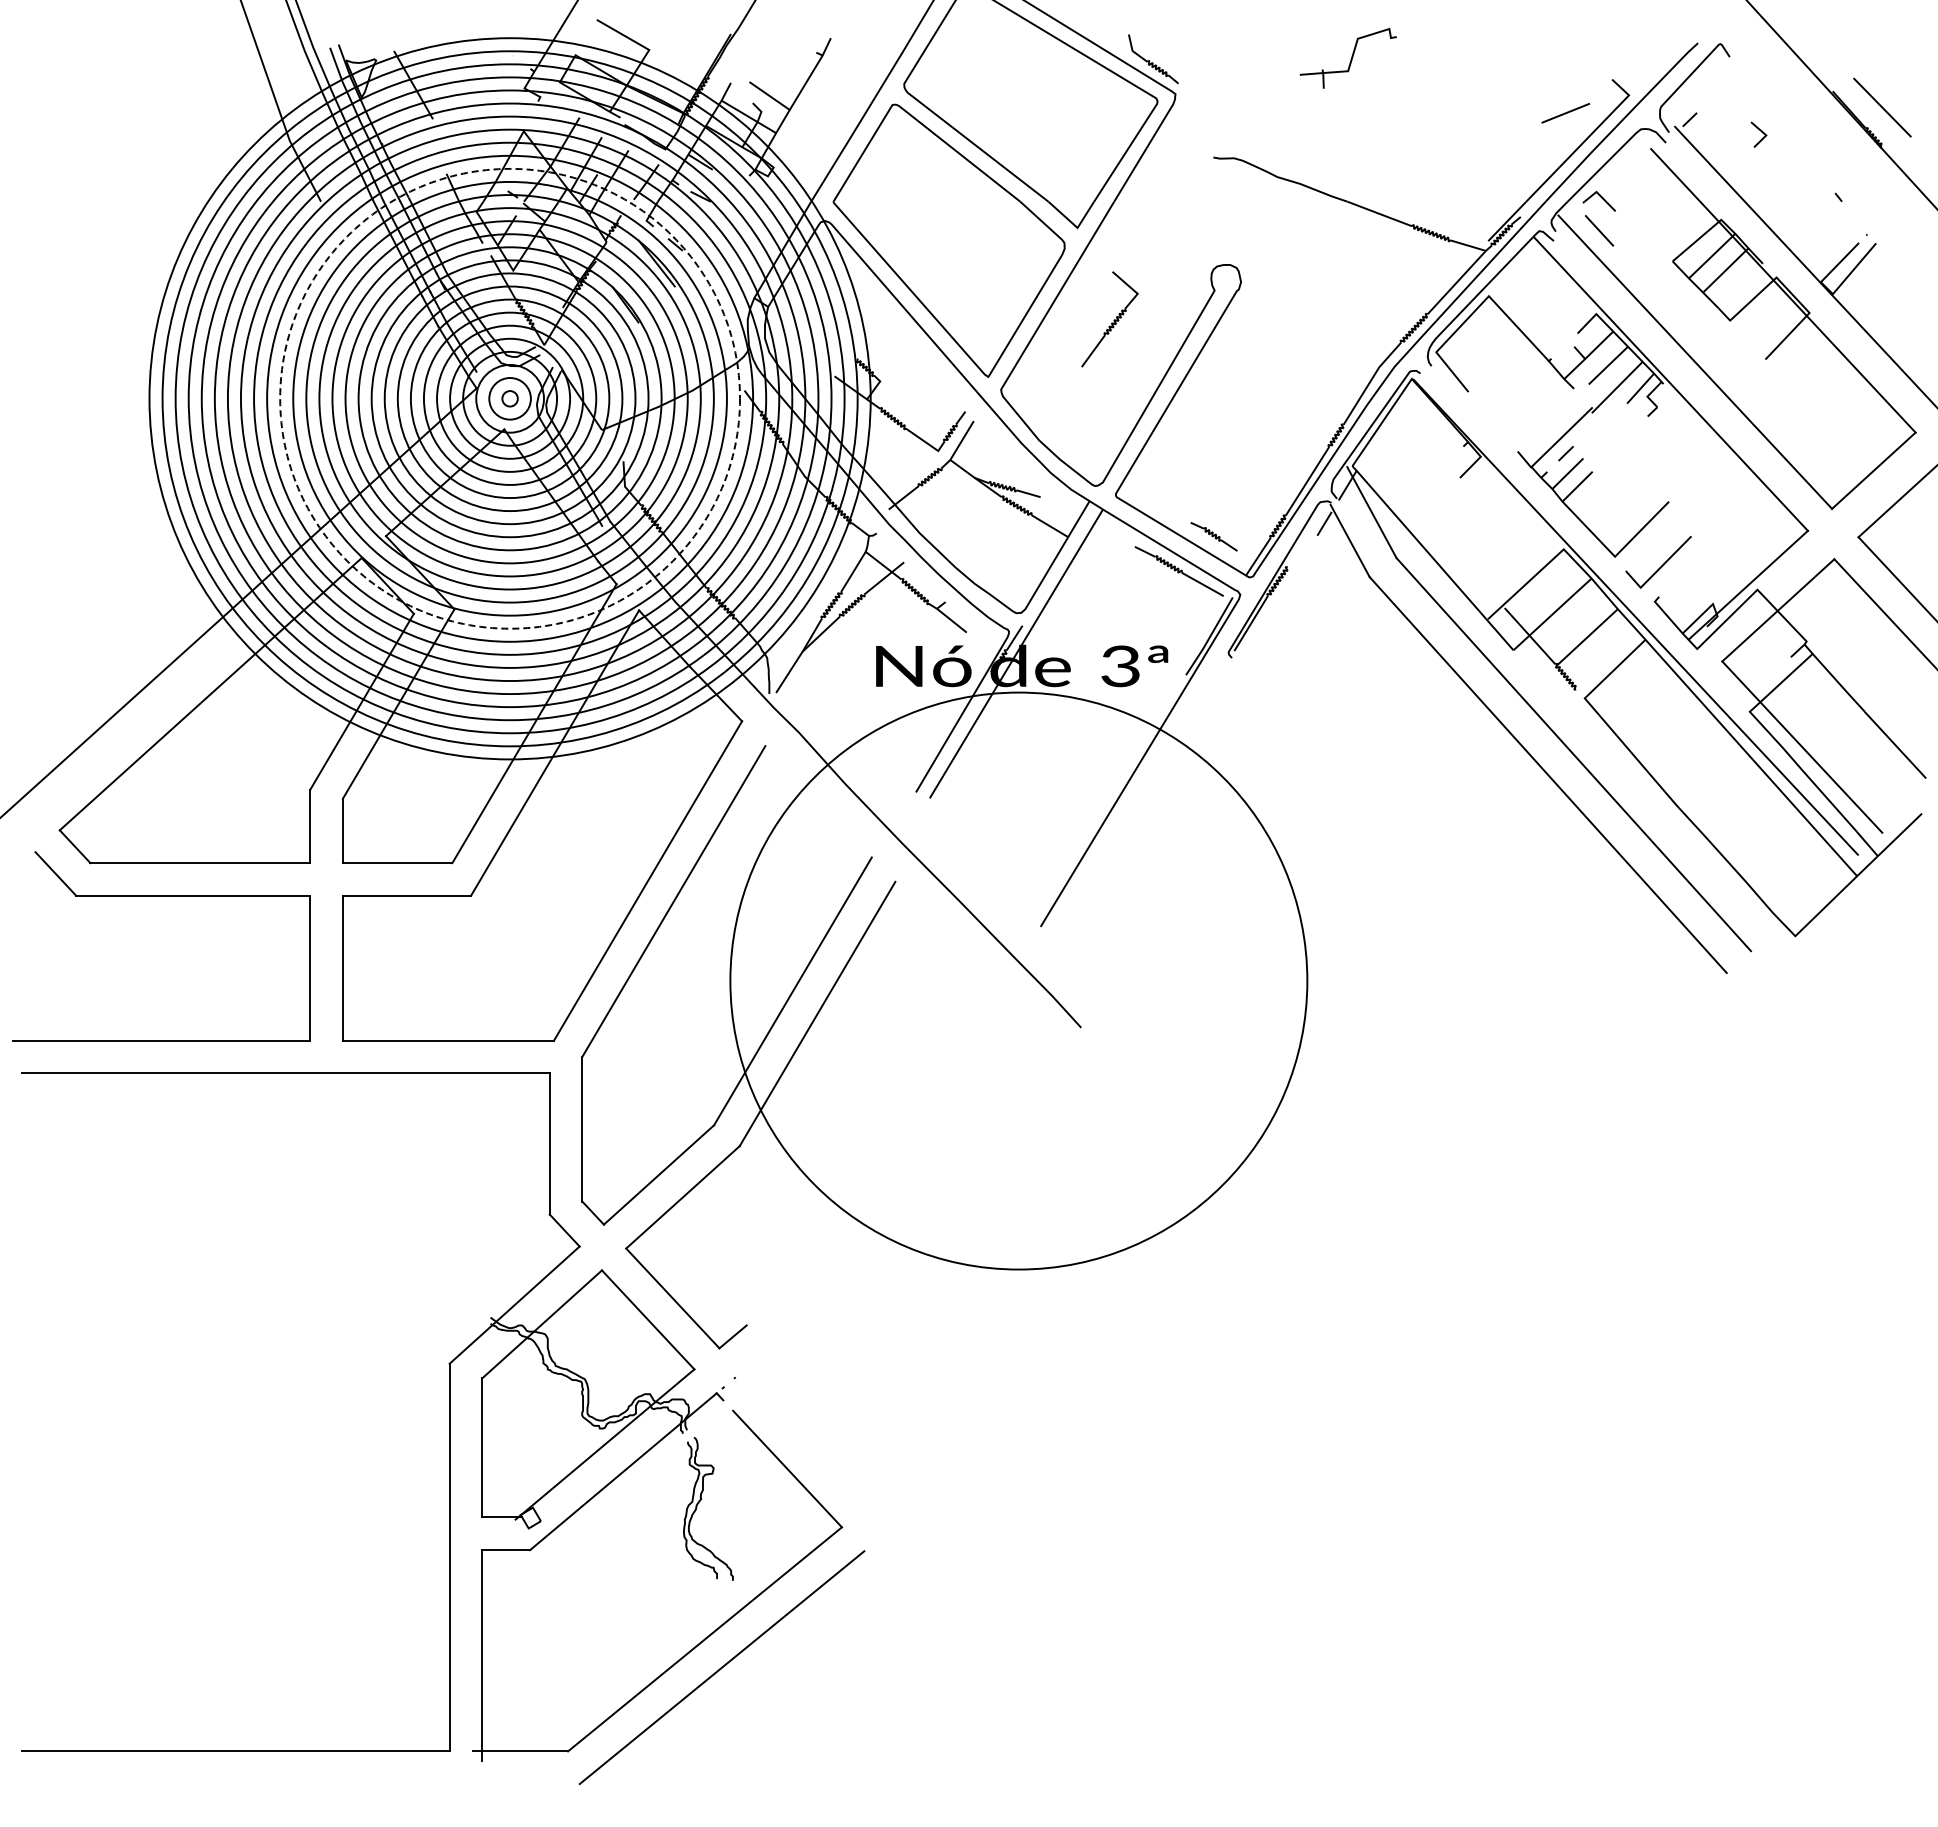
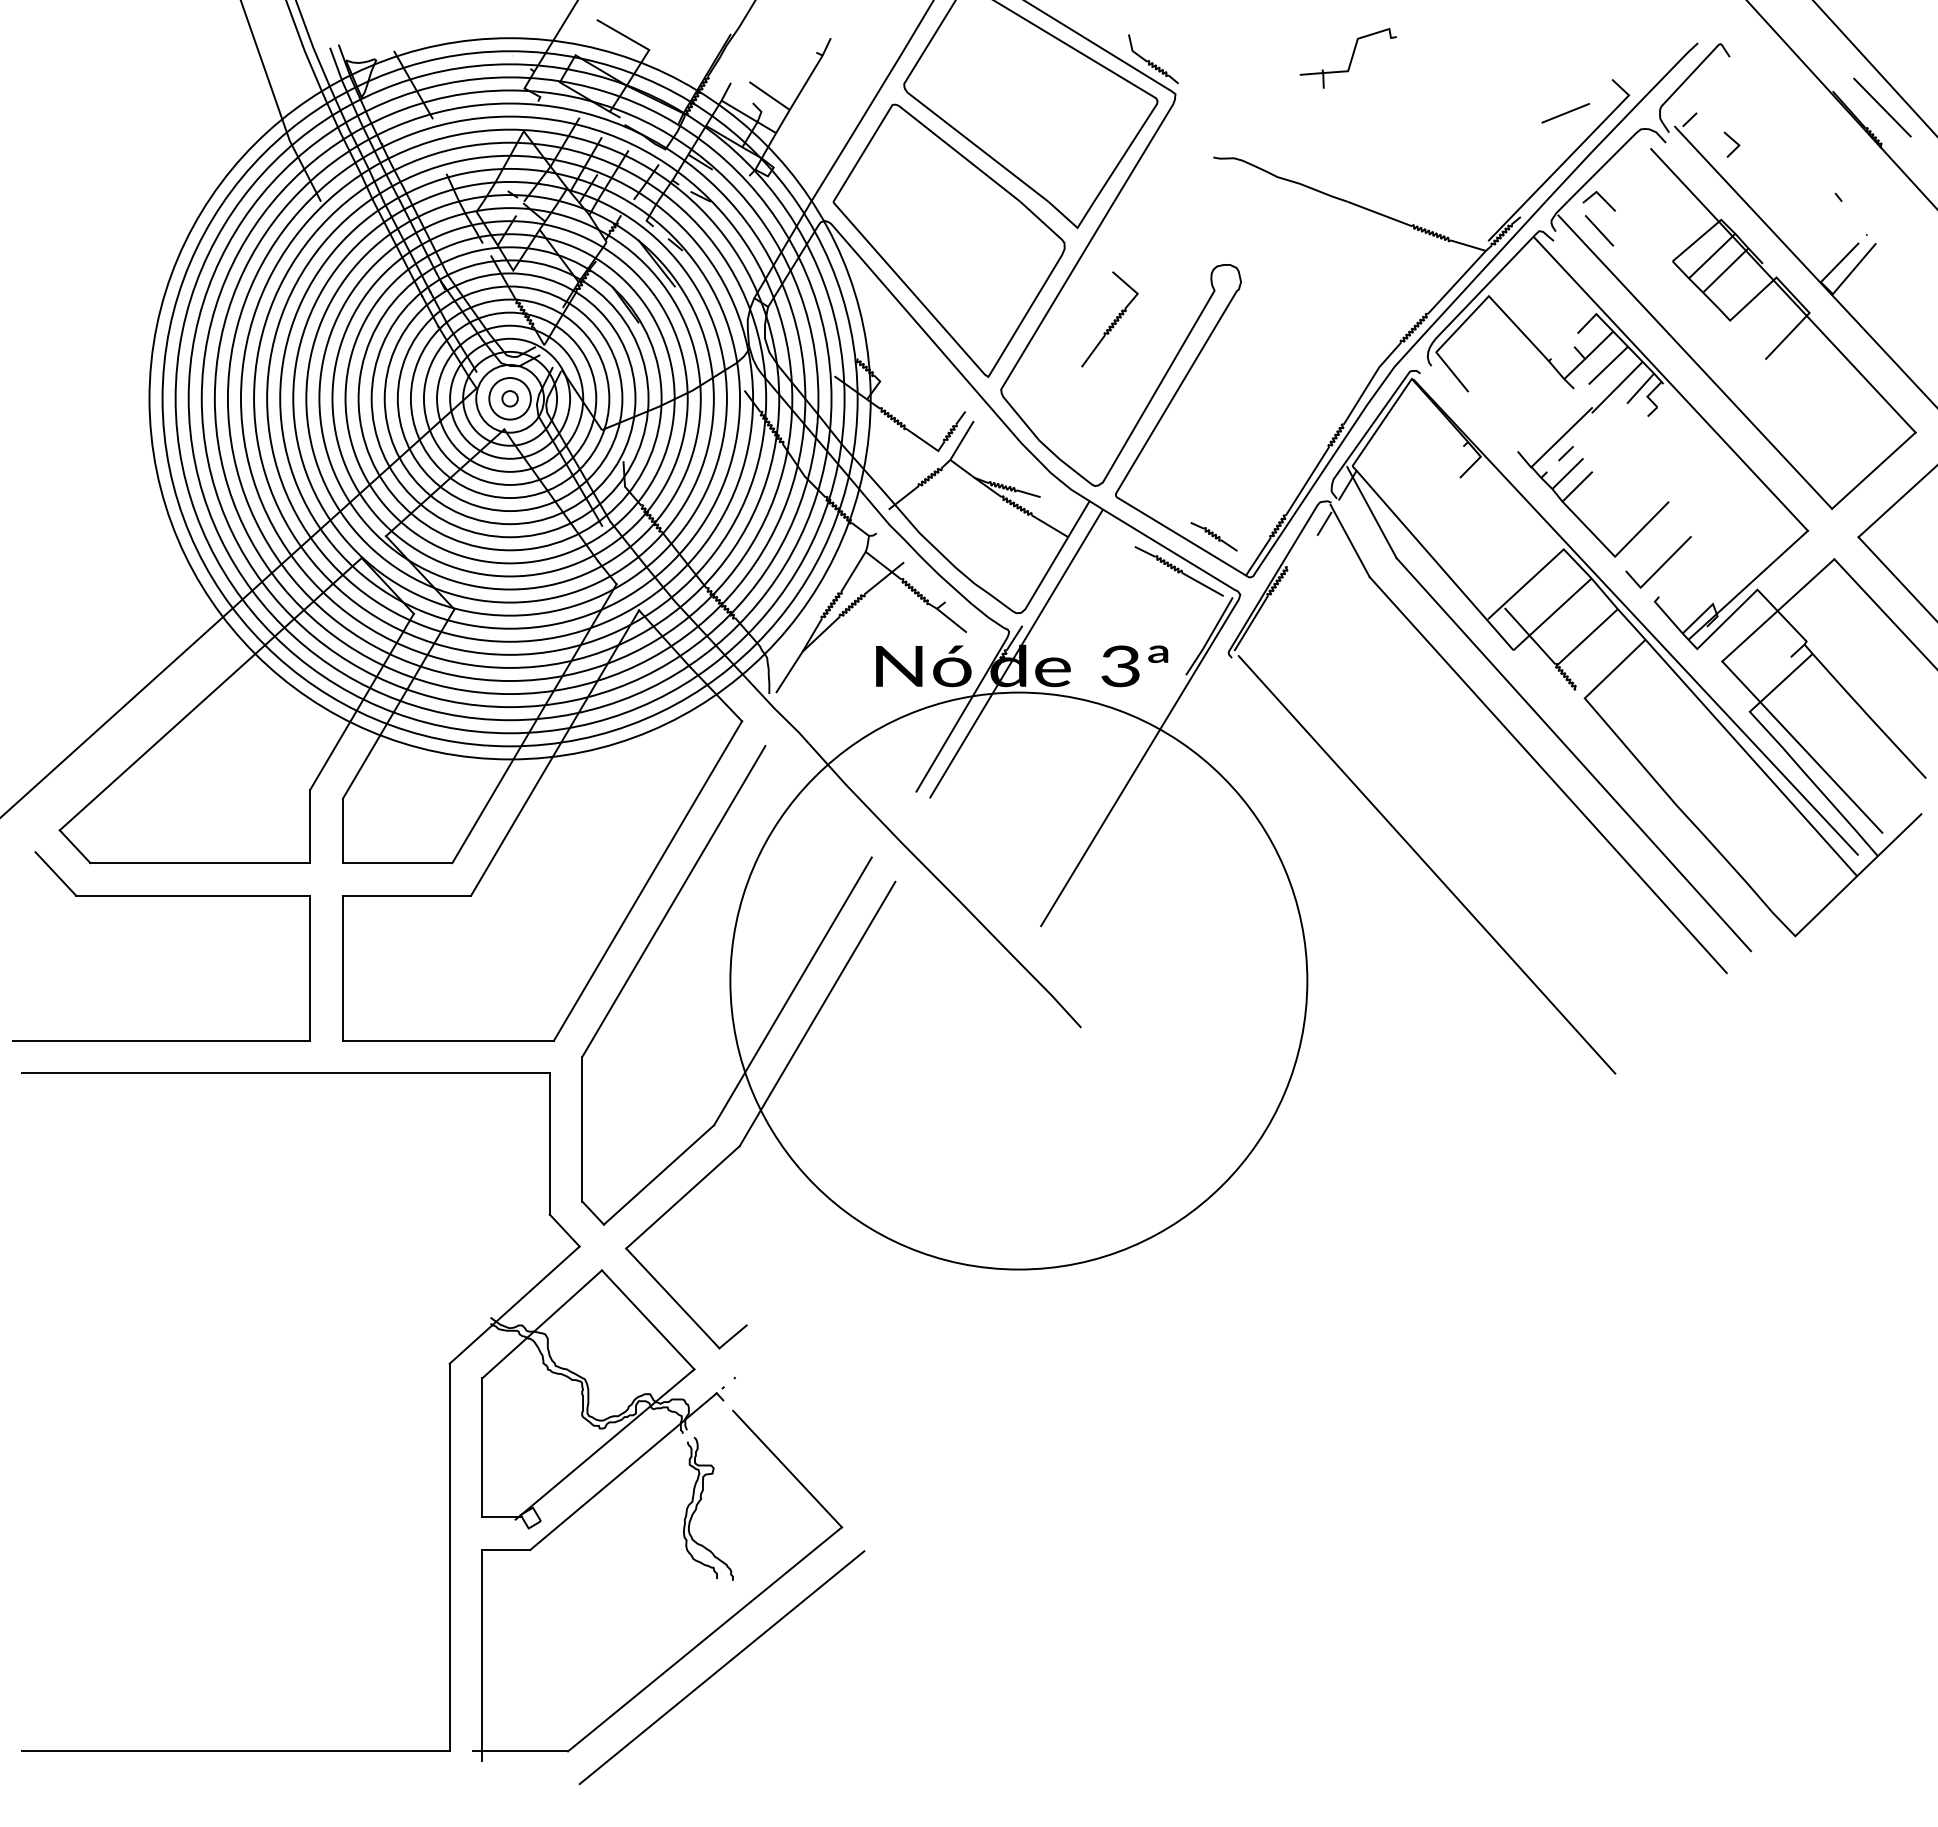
line: none -> present (1874, 67)
line position: (1760, 131) -> (1733, 141) (1733, 141)
circle: dashed -> solid (510, 398)
line: none -> present (1426, 864)
